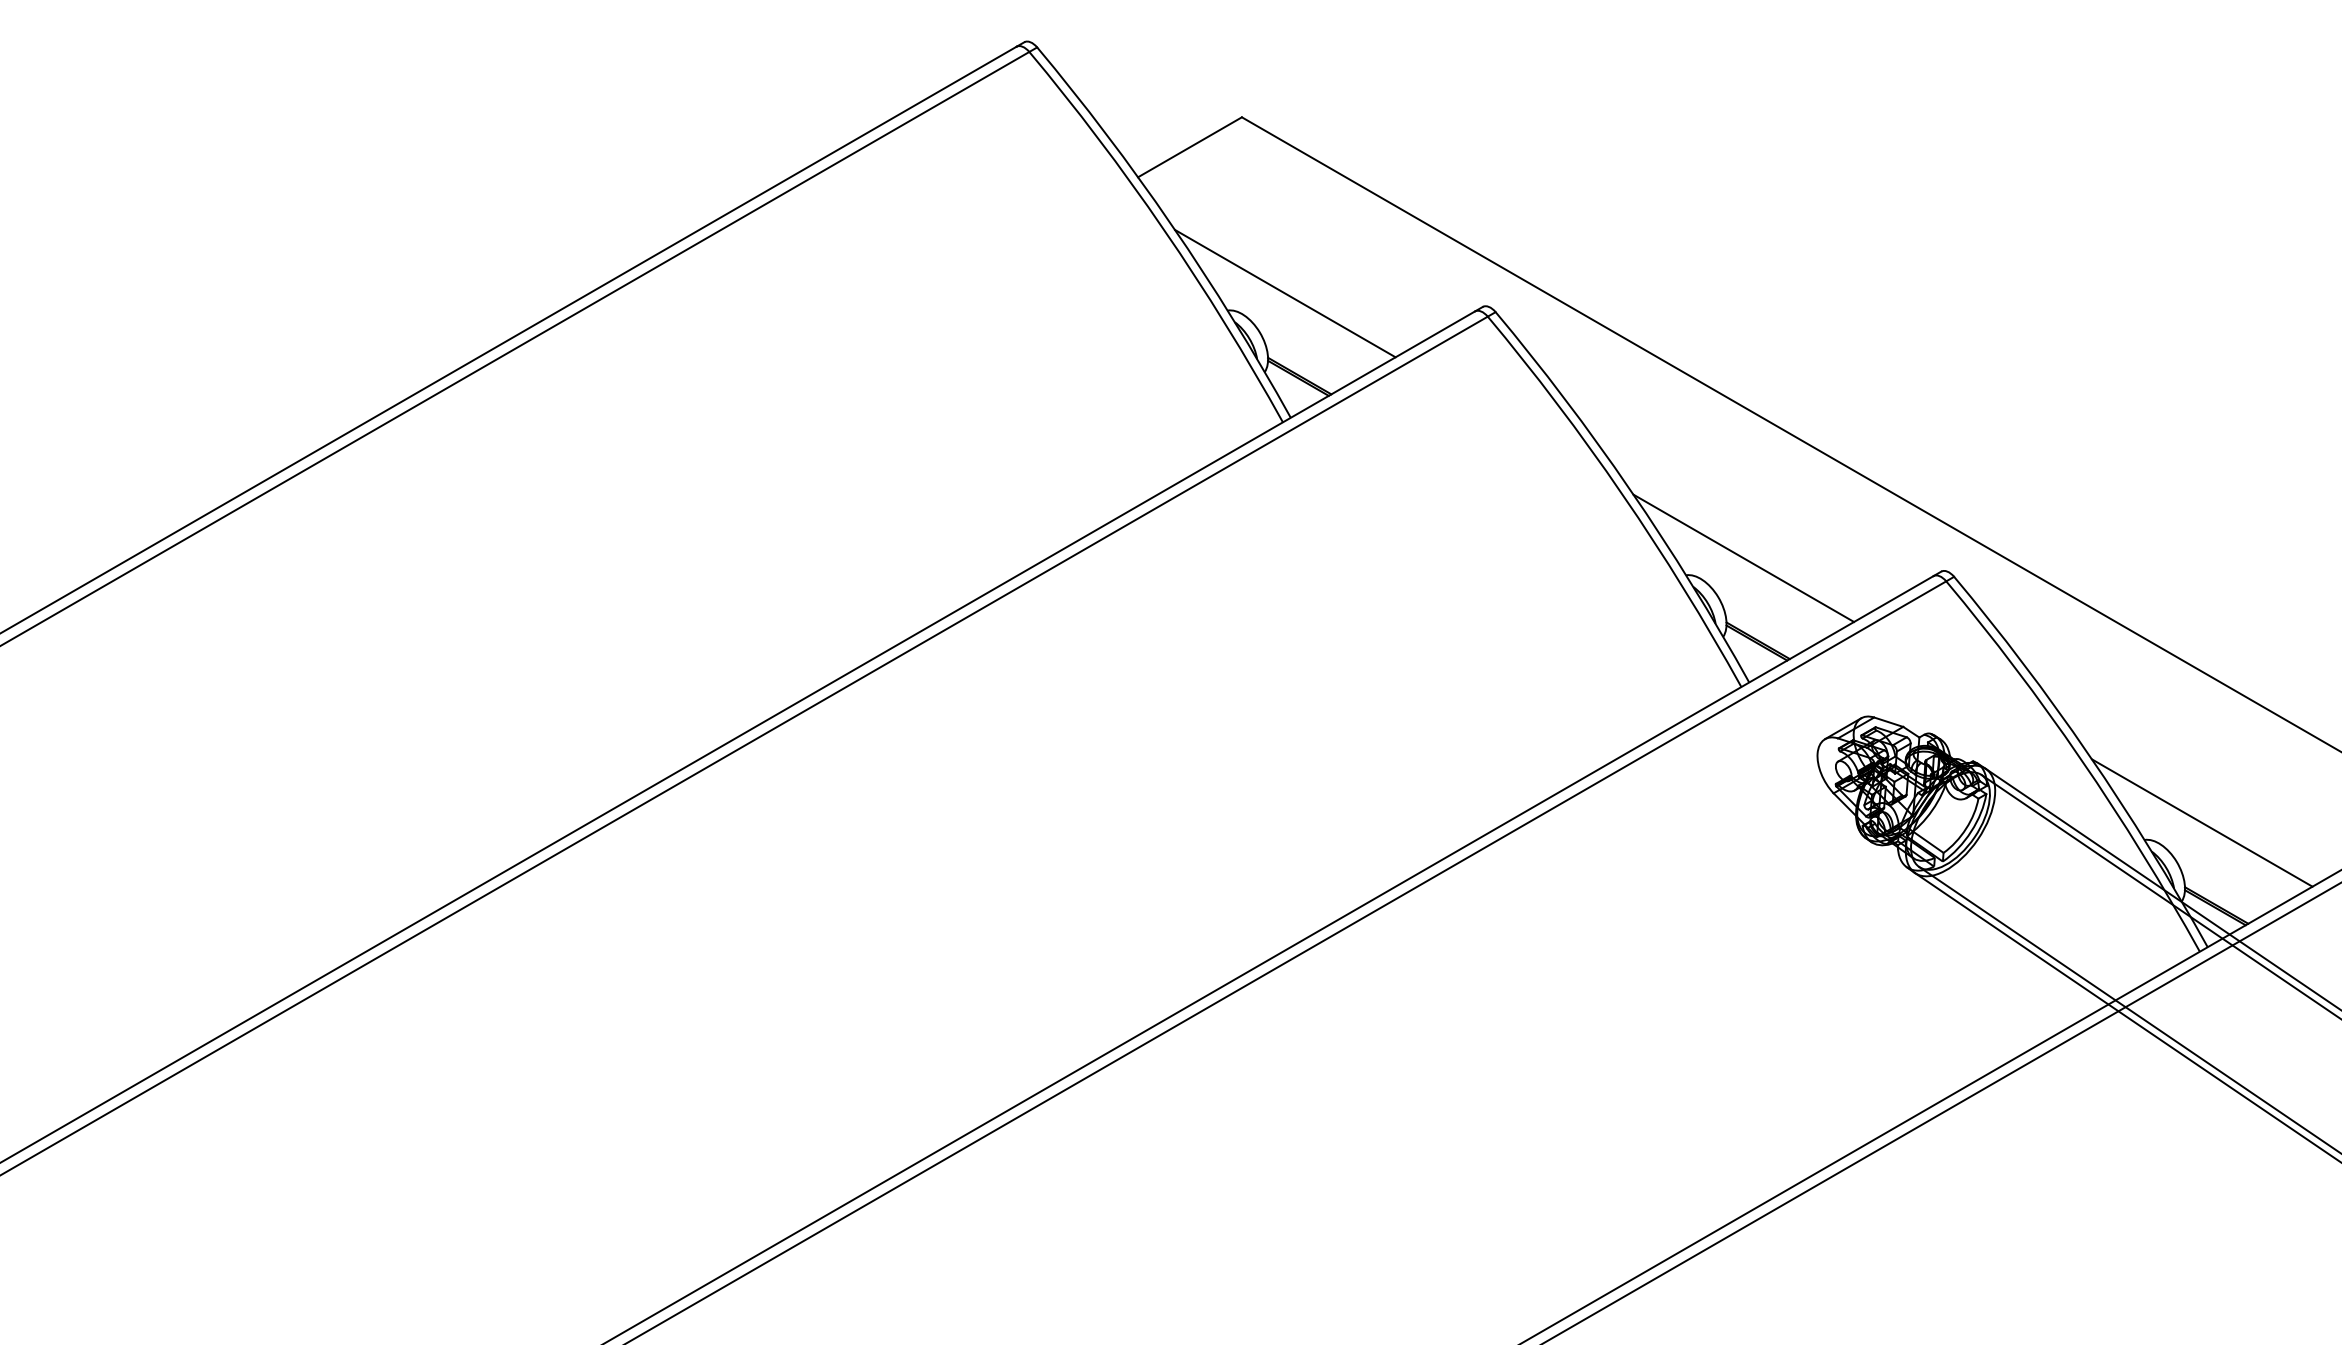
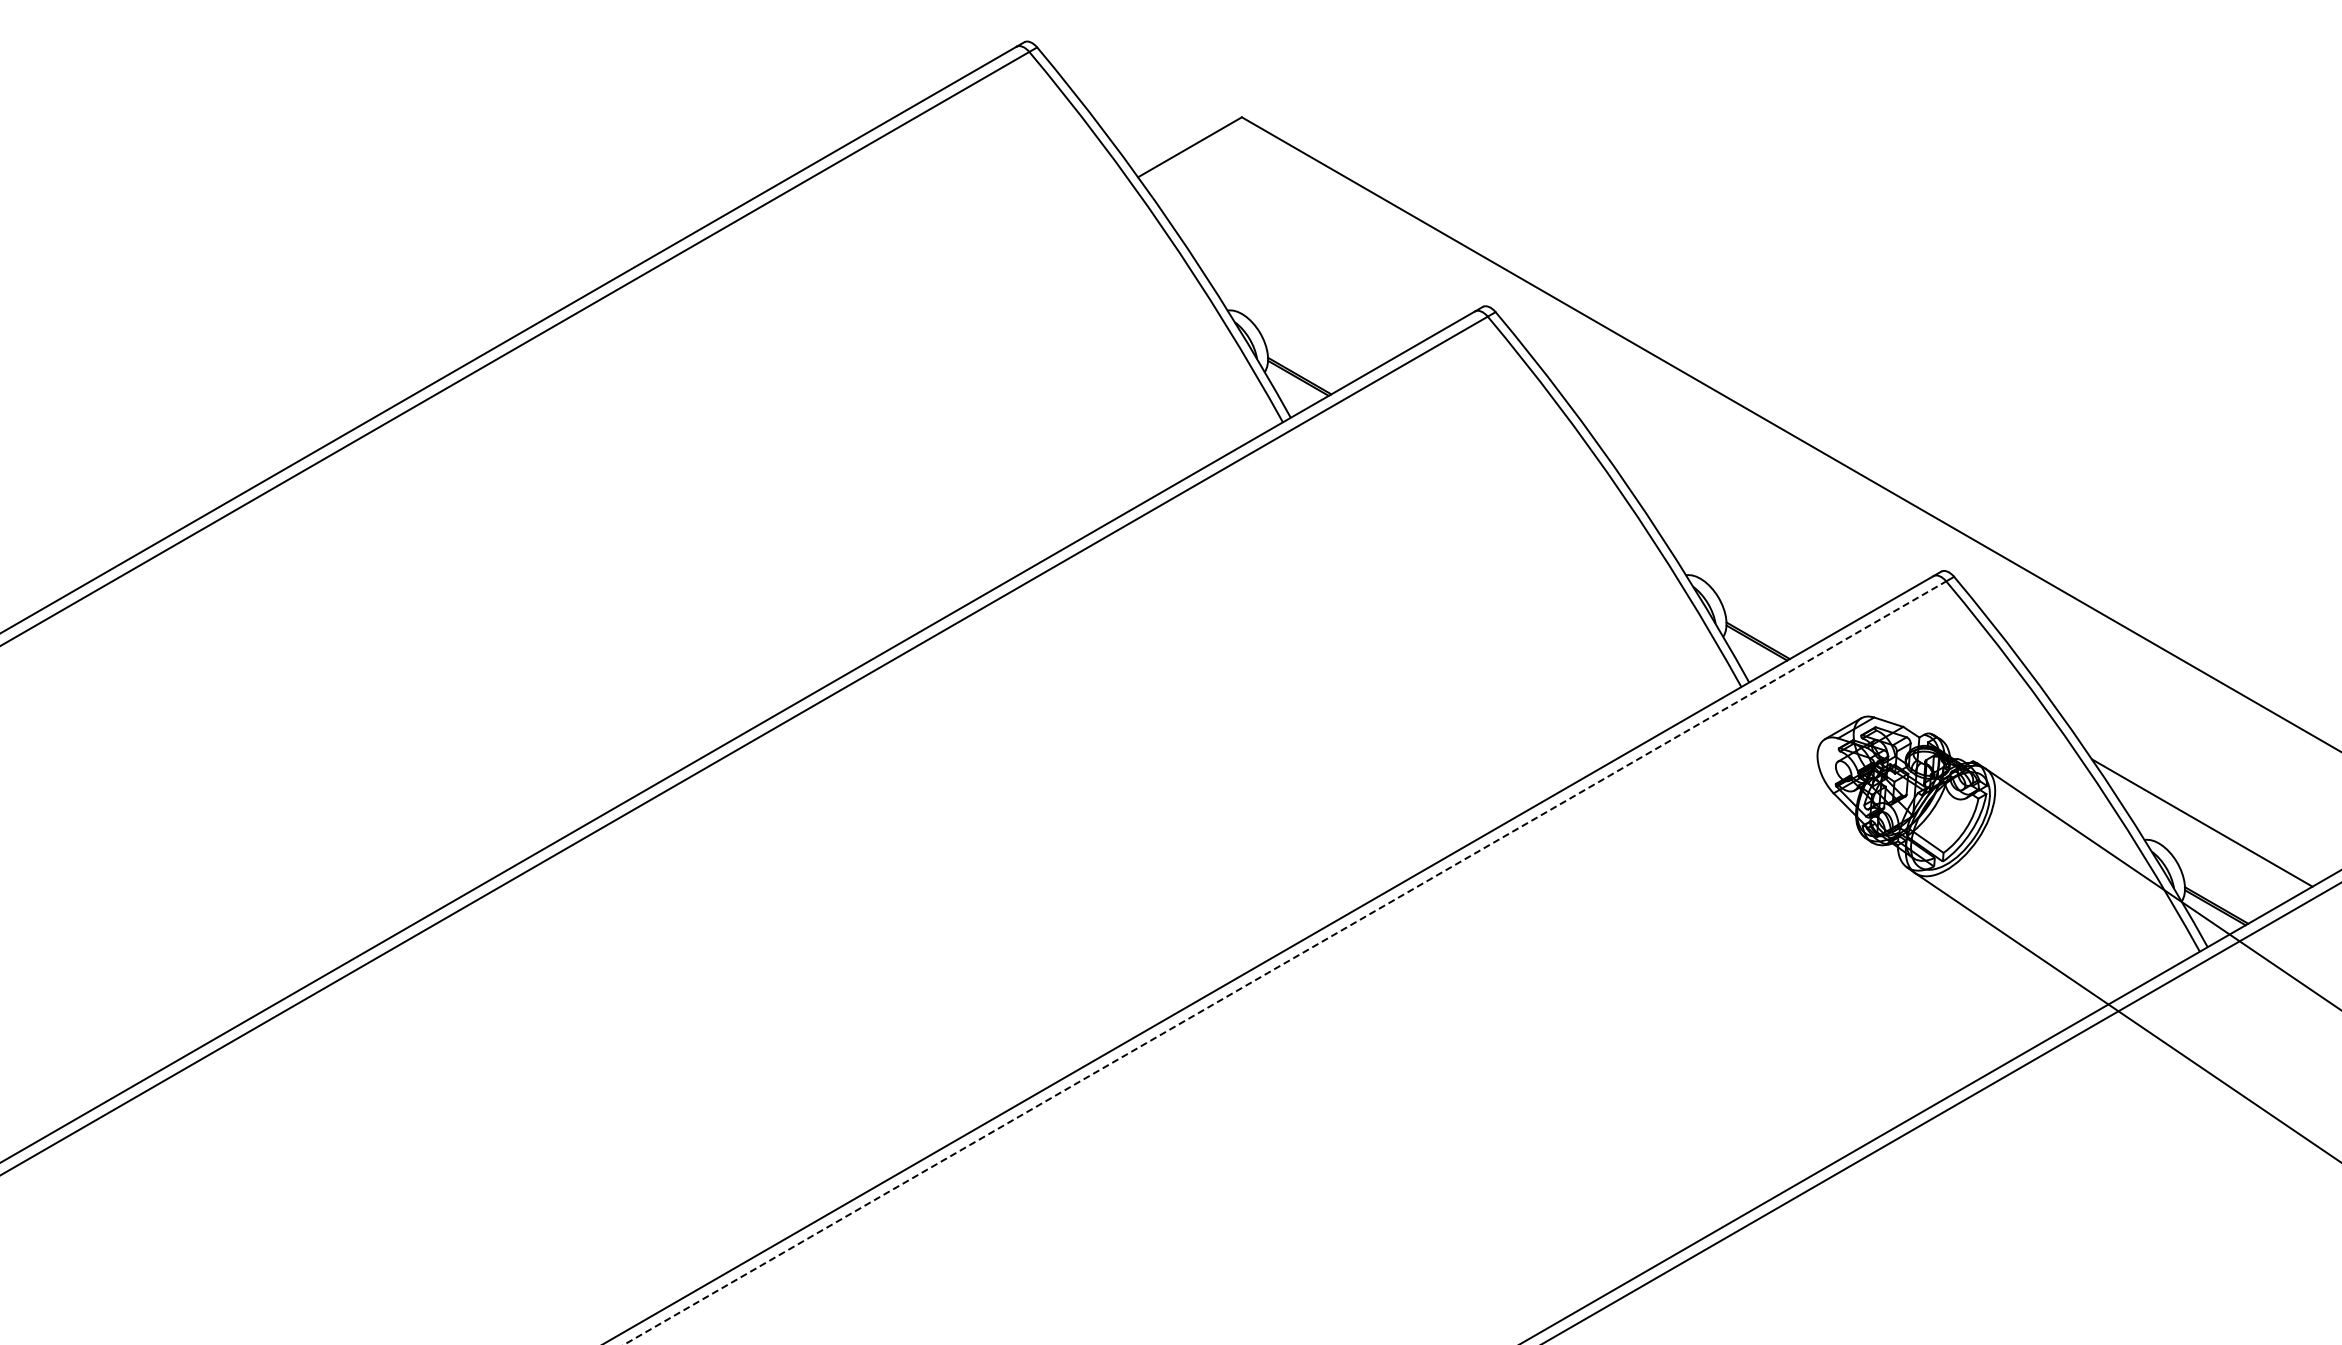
line: present -> none (1285, 293)
line: present -> none (1743, 558)
line: present -> none (2159, 896)
line: solid -> dashed (1285, 962)
line: present -> none (2128, 1008)
